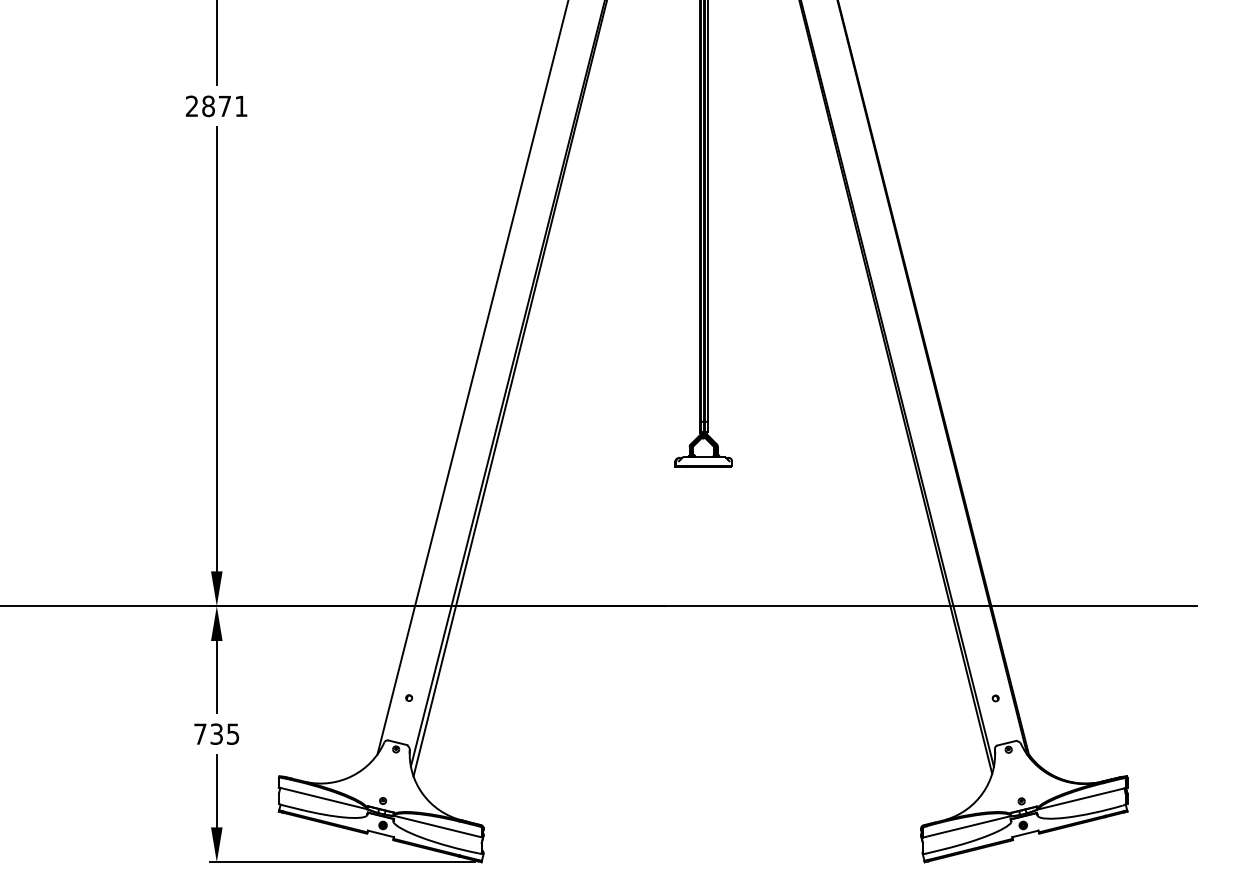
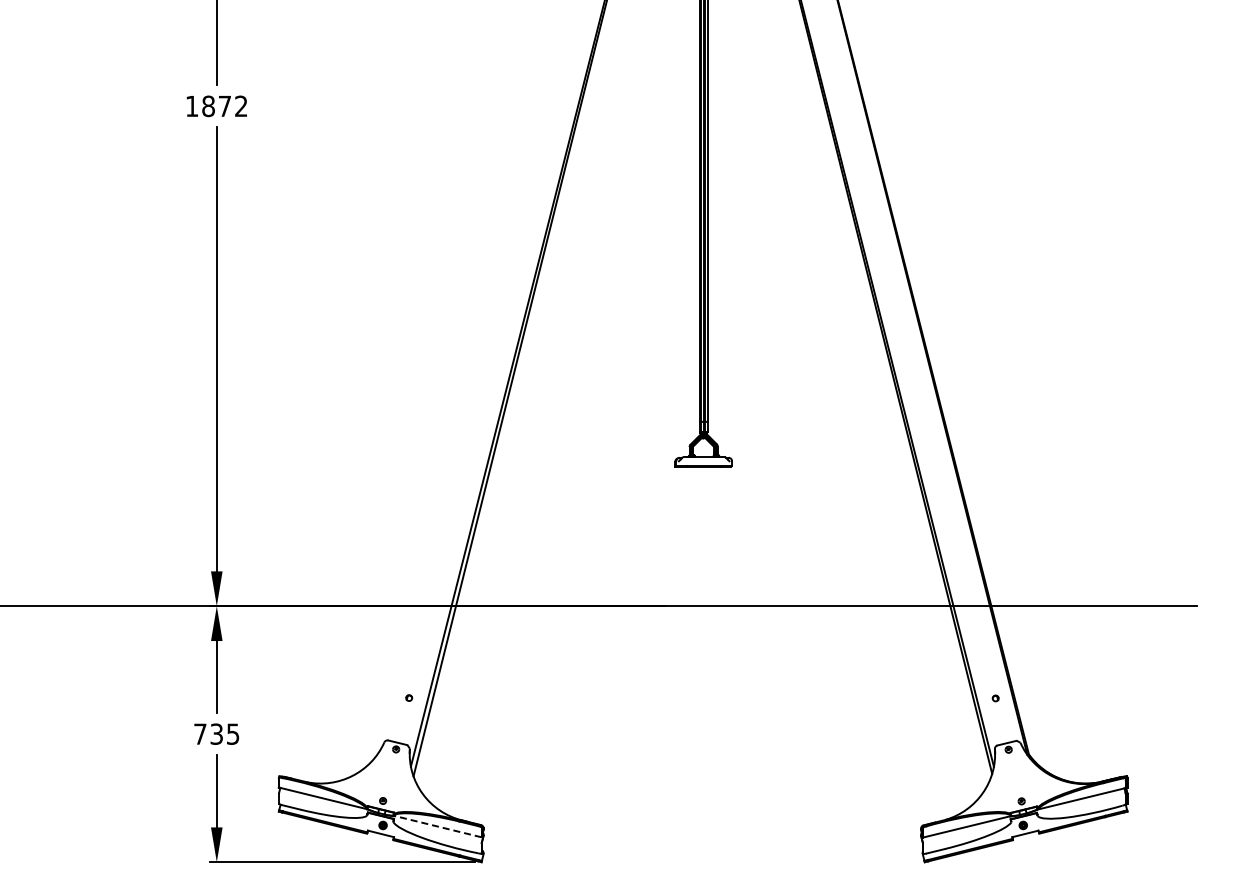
text: 2871 -> 1872 (216, 105)
line: present -> none (472, 378)
line: solid -> dashed (437, 826)
